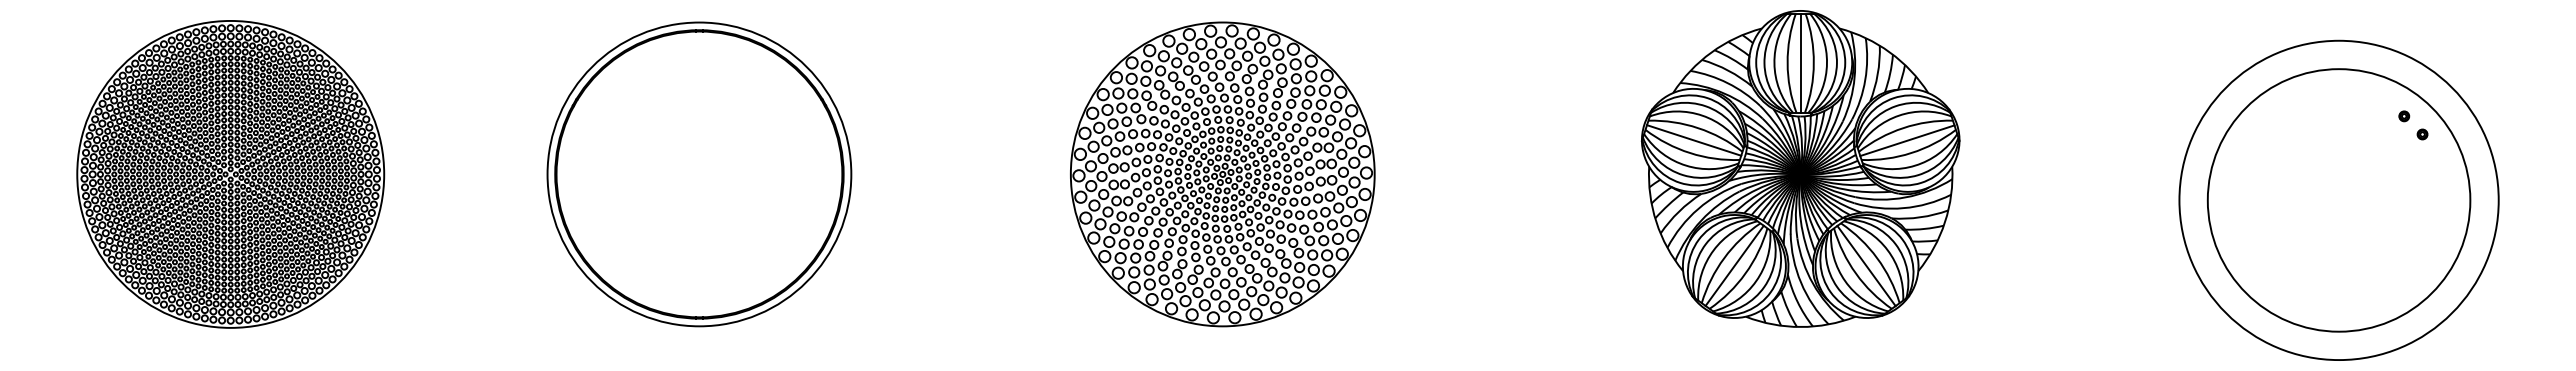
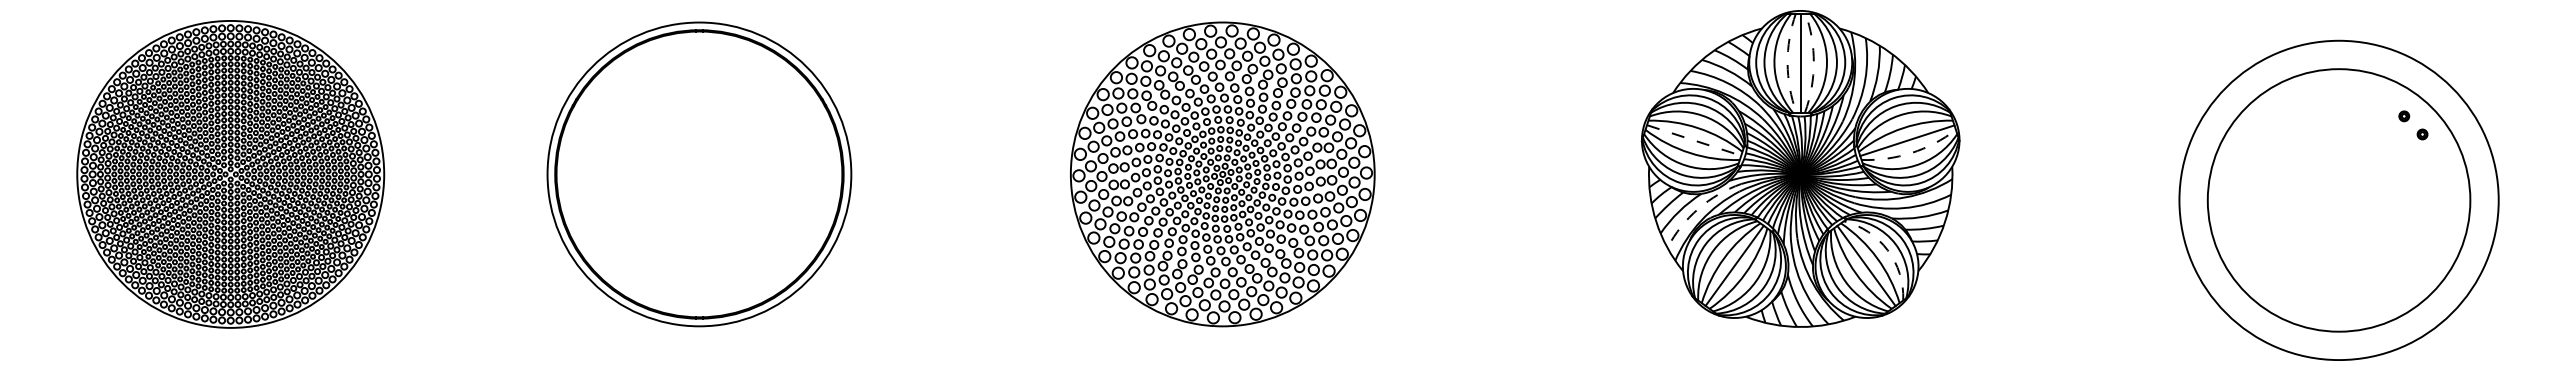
arc: solid -> dashed (1787, 63)
arc: solid -> dashed (1813, 63)
line: solid -> dashed (1694, 140)
arc: solid -> dashed (1911, 153)
arc: solid -> dashed (1698, 208)
arc: solid -> dashed (1887, 250)
